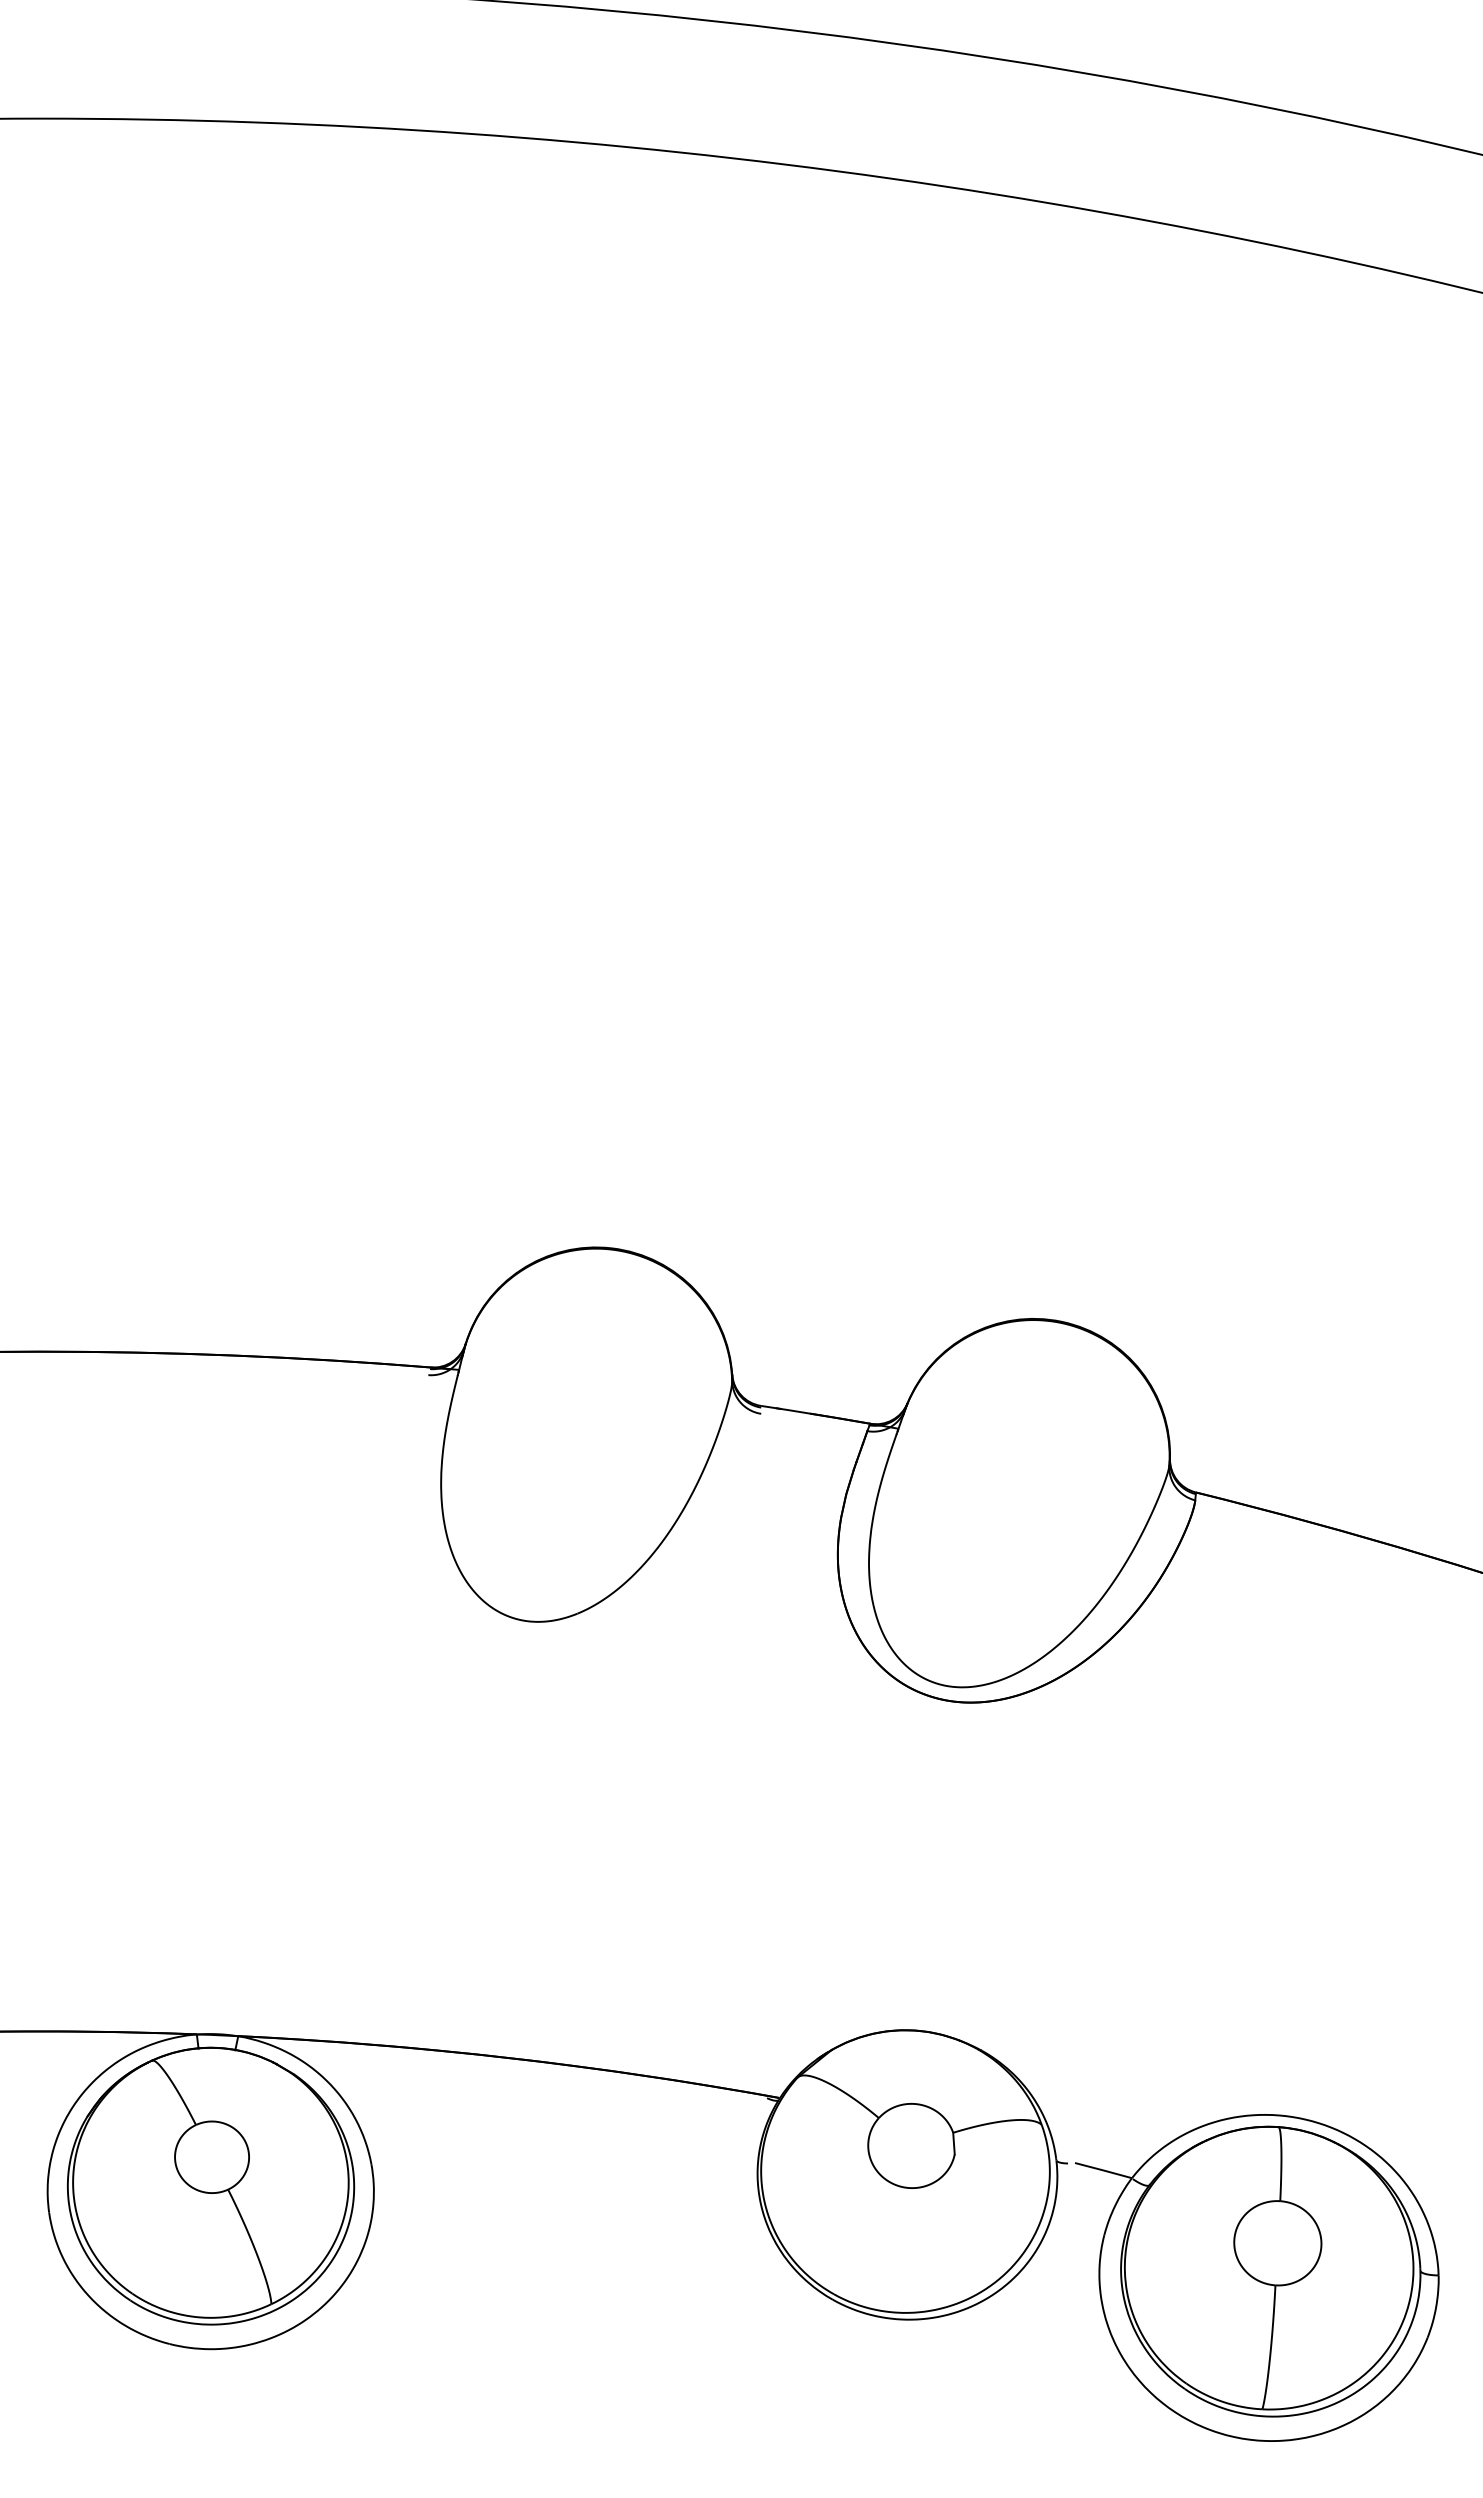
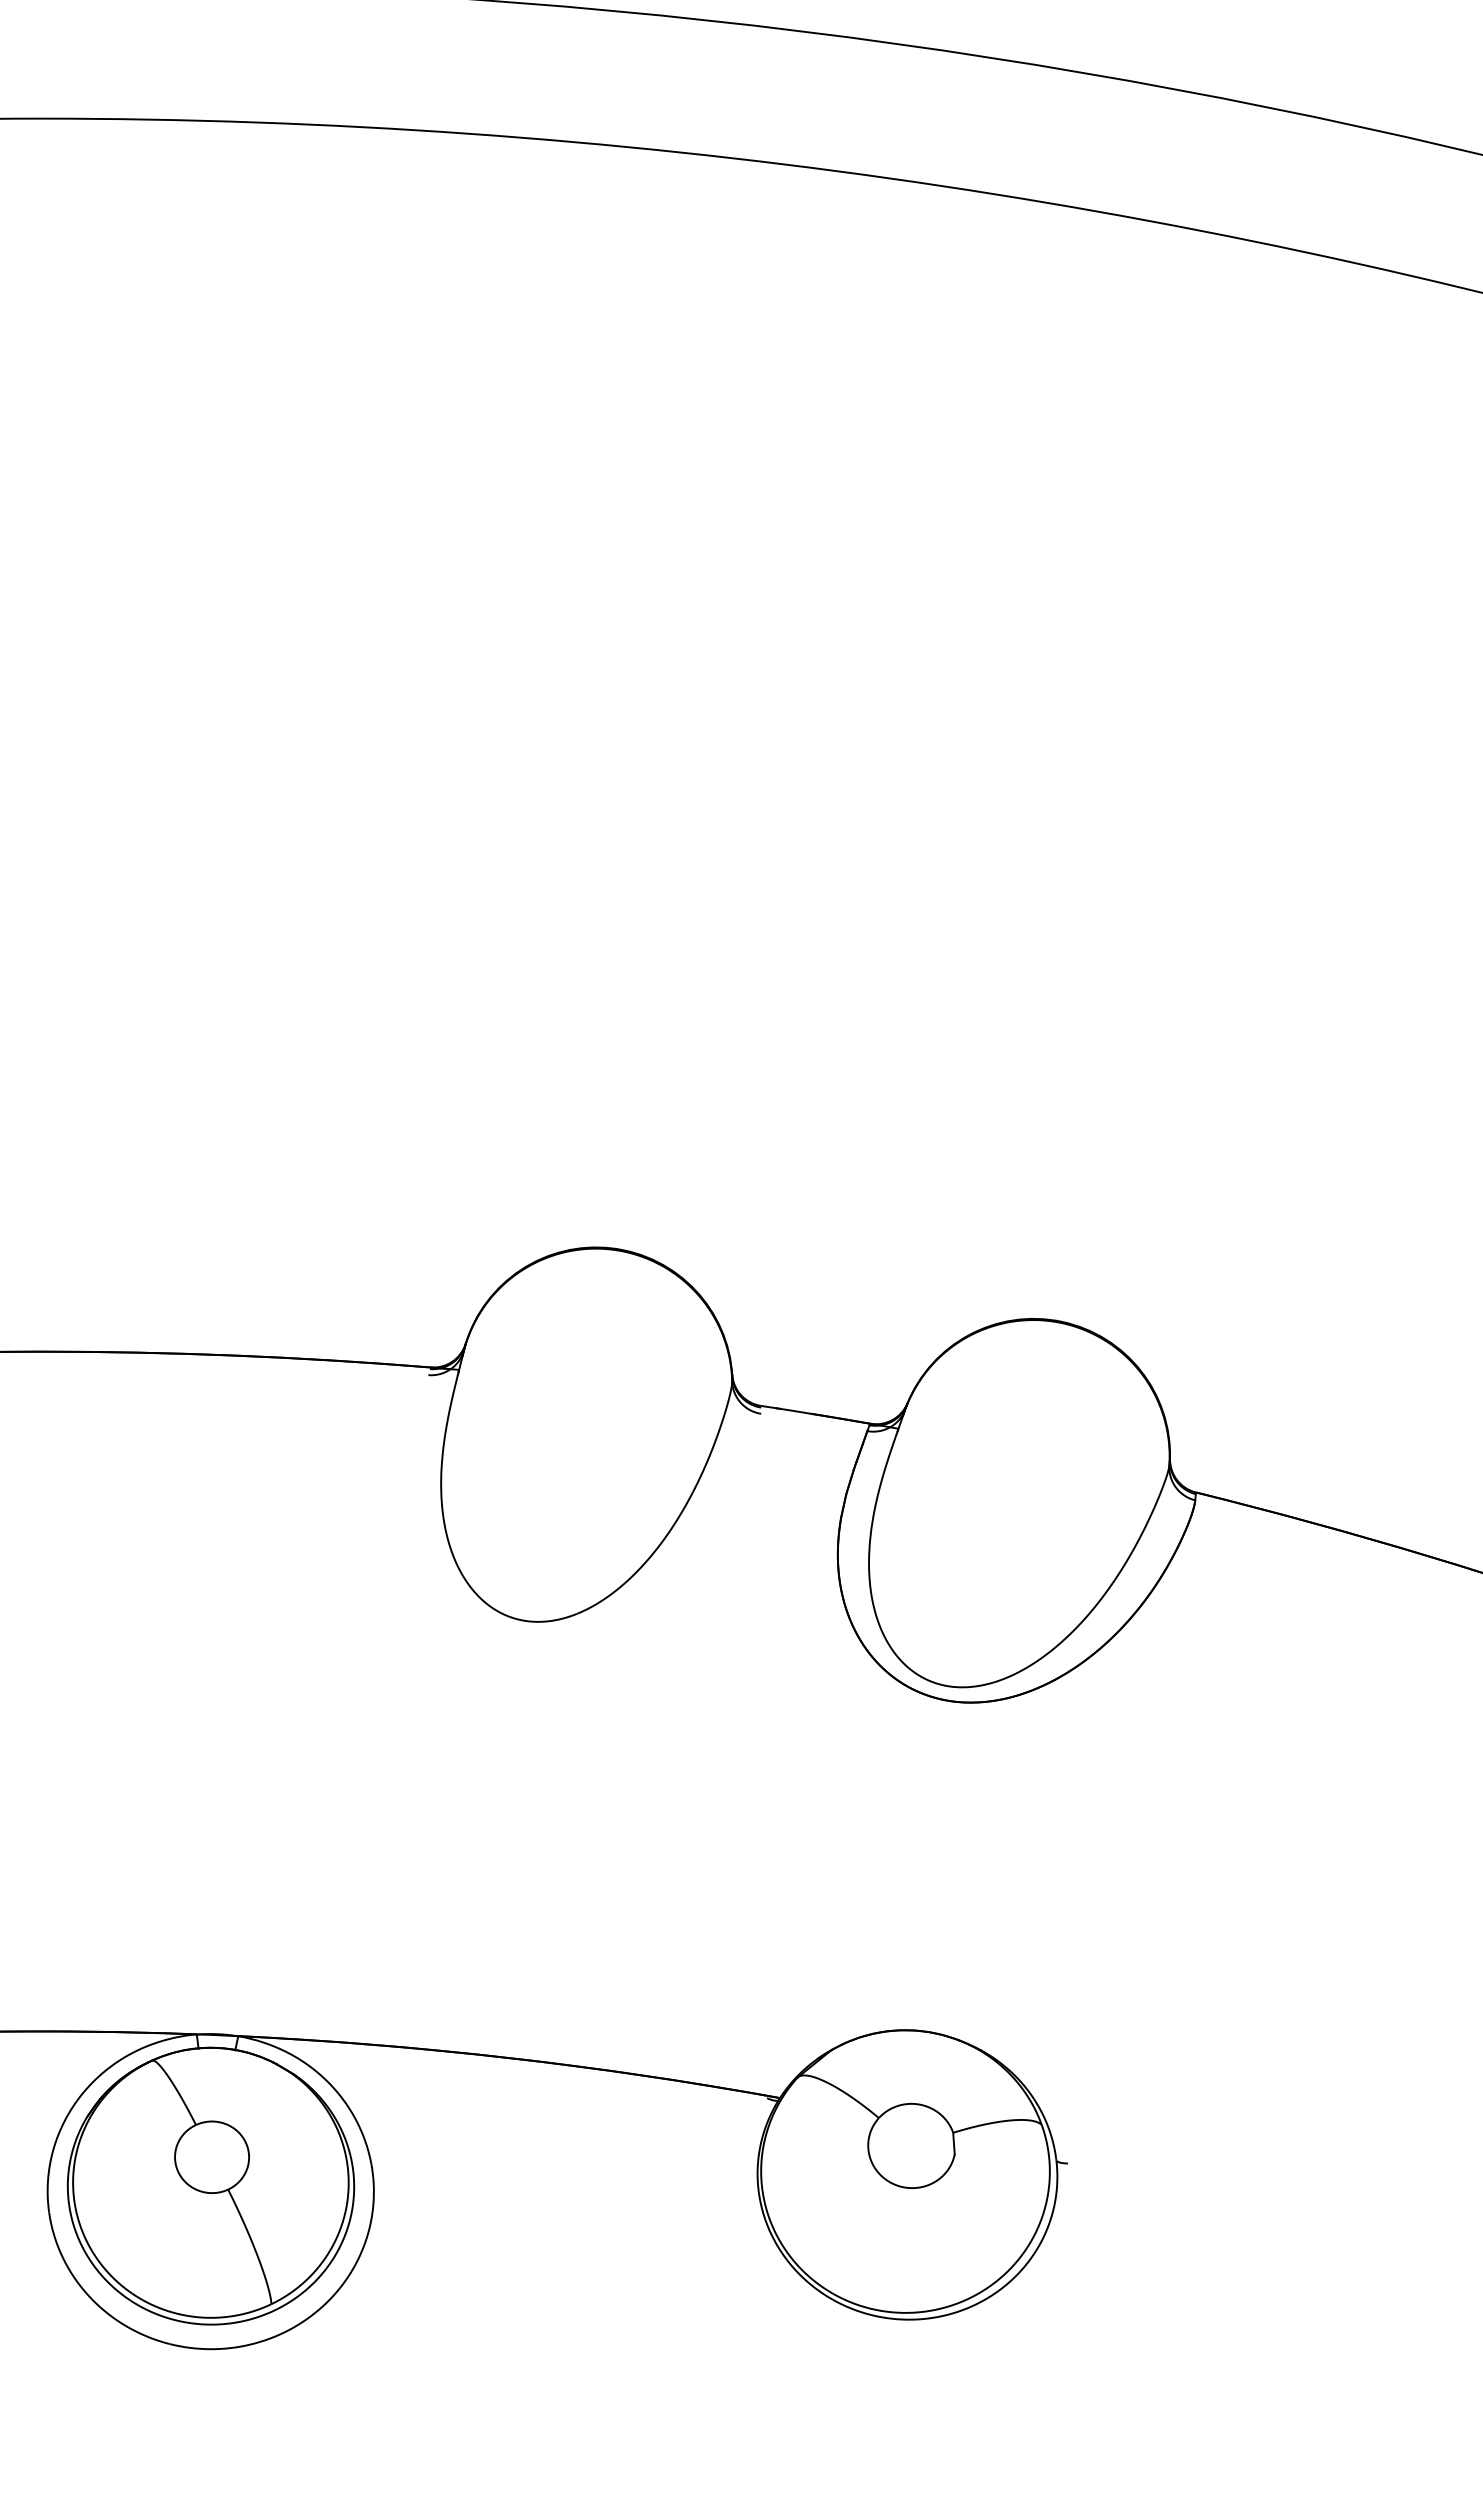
part: present -> none (1257, 2277)
